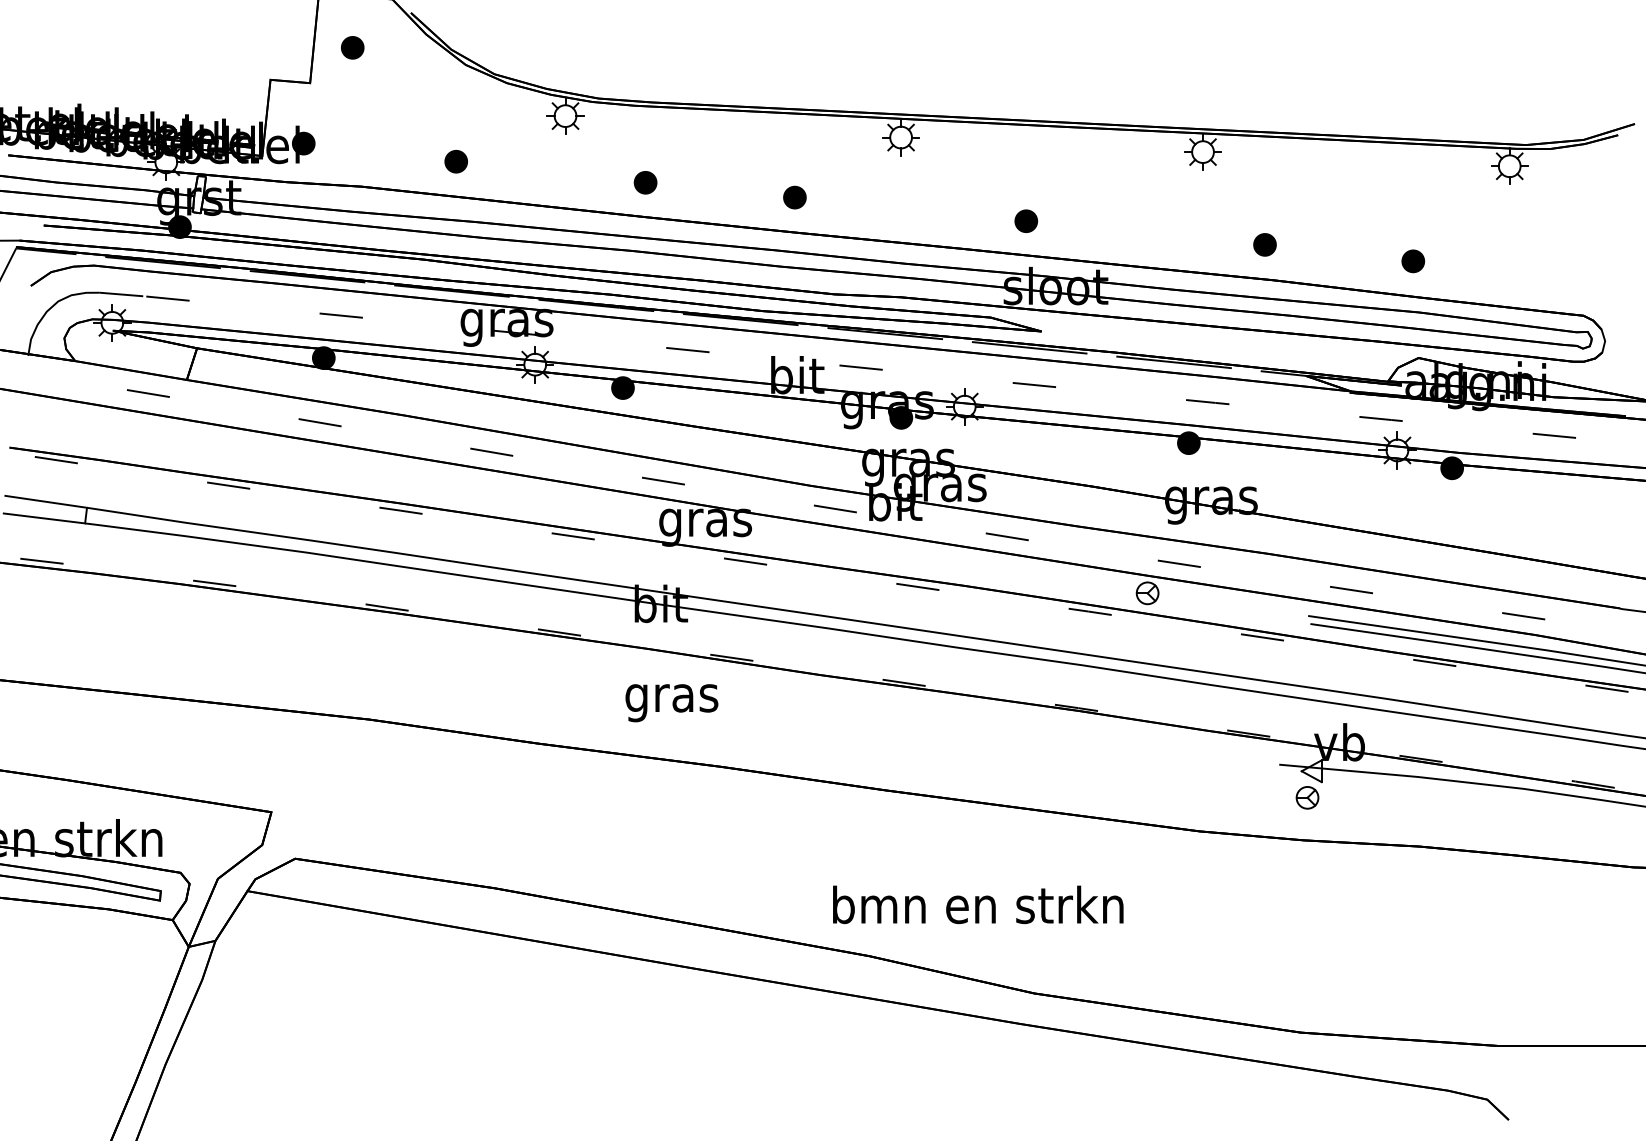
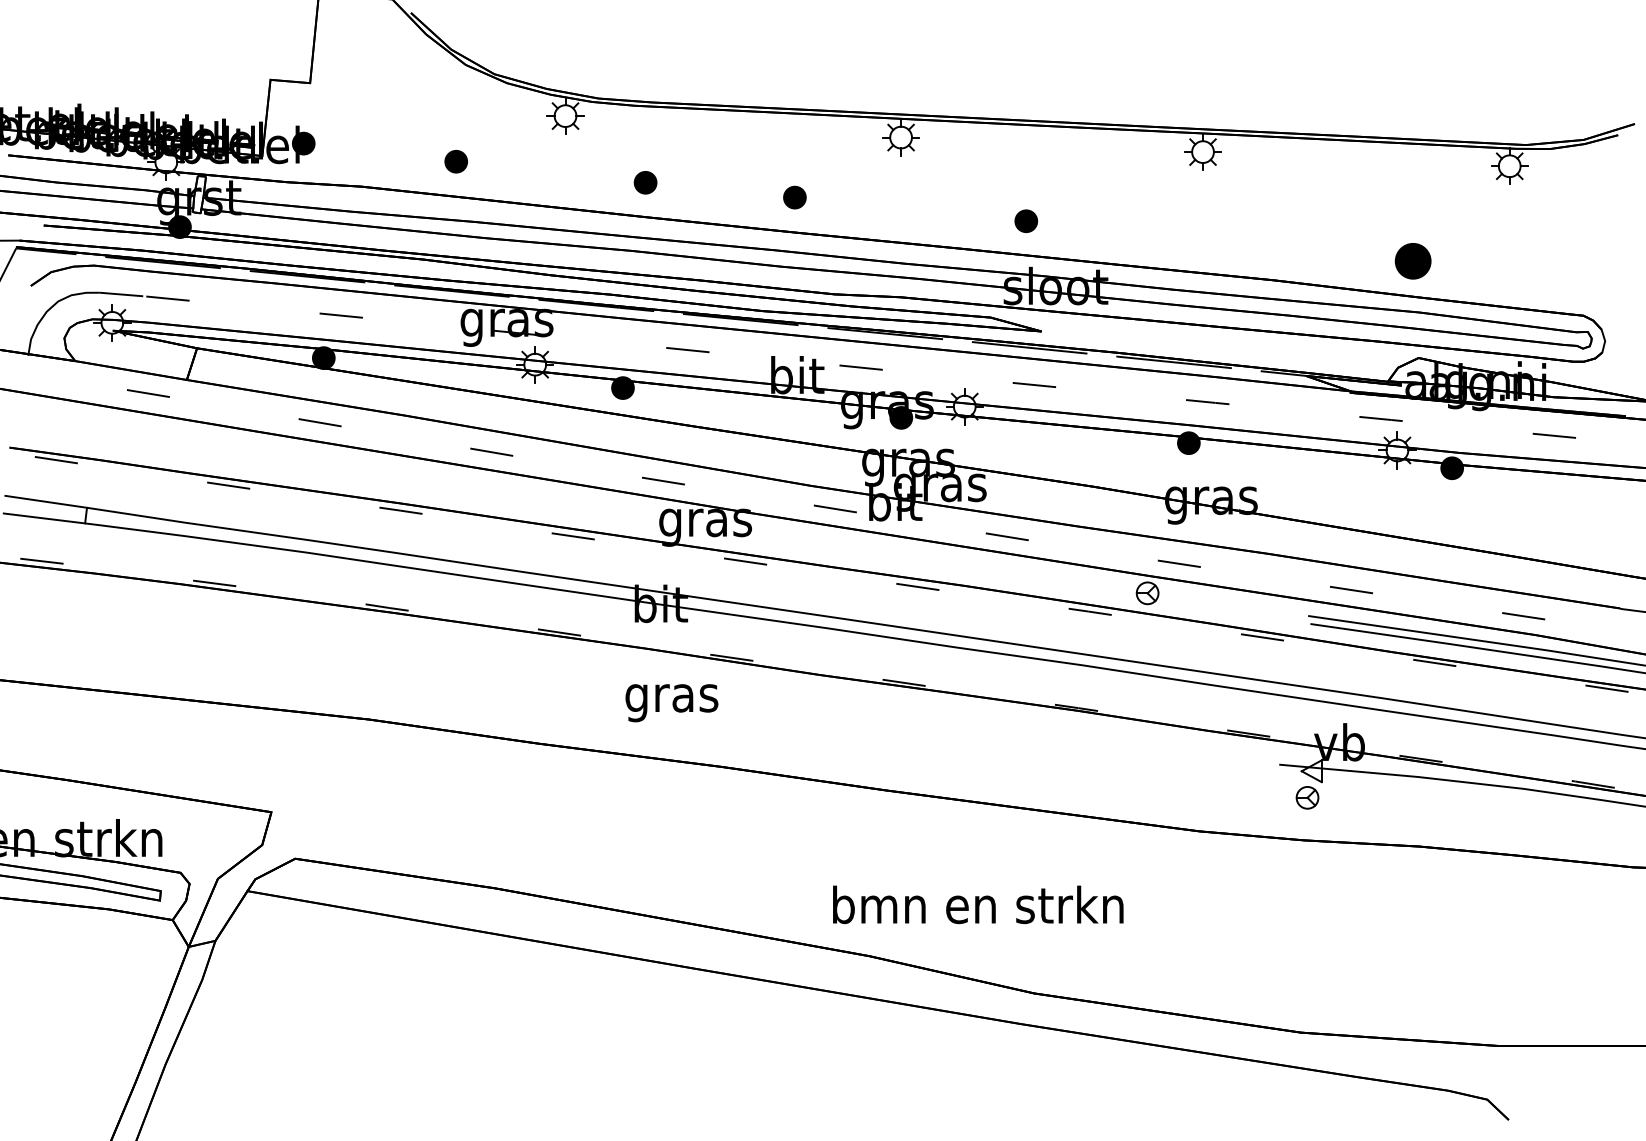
part: present -> none (352, 47)
part: present -> none (1264, 244)
part size: 25x25 px -> 38x37 px (1412, 261)
